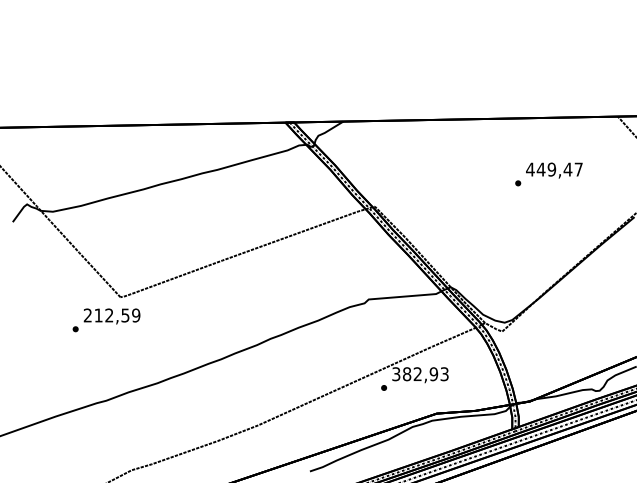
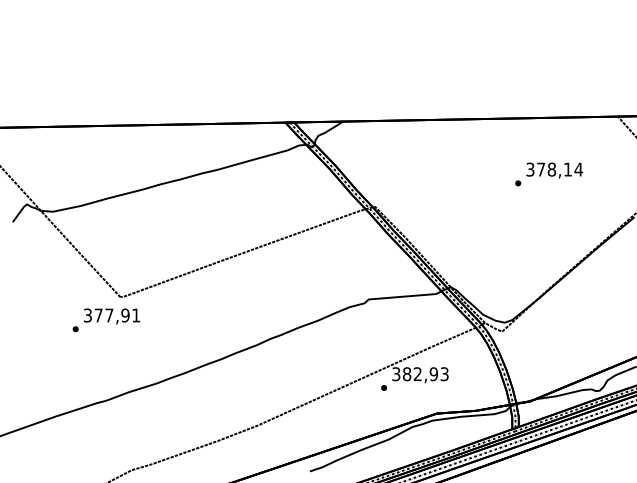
text: 449,47 -> 378,14 (554, 169)
text: 212,59 -> 377,91 (112, 315)
